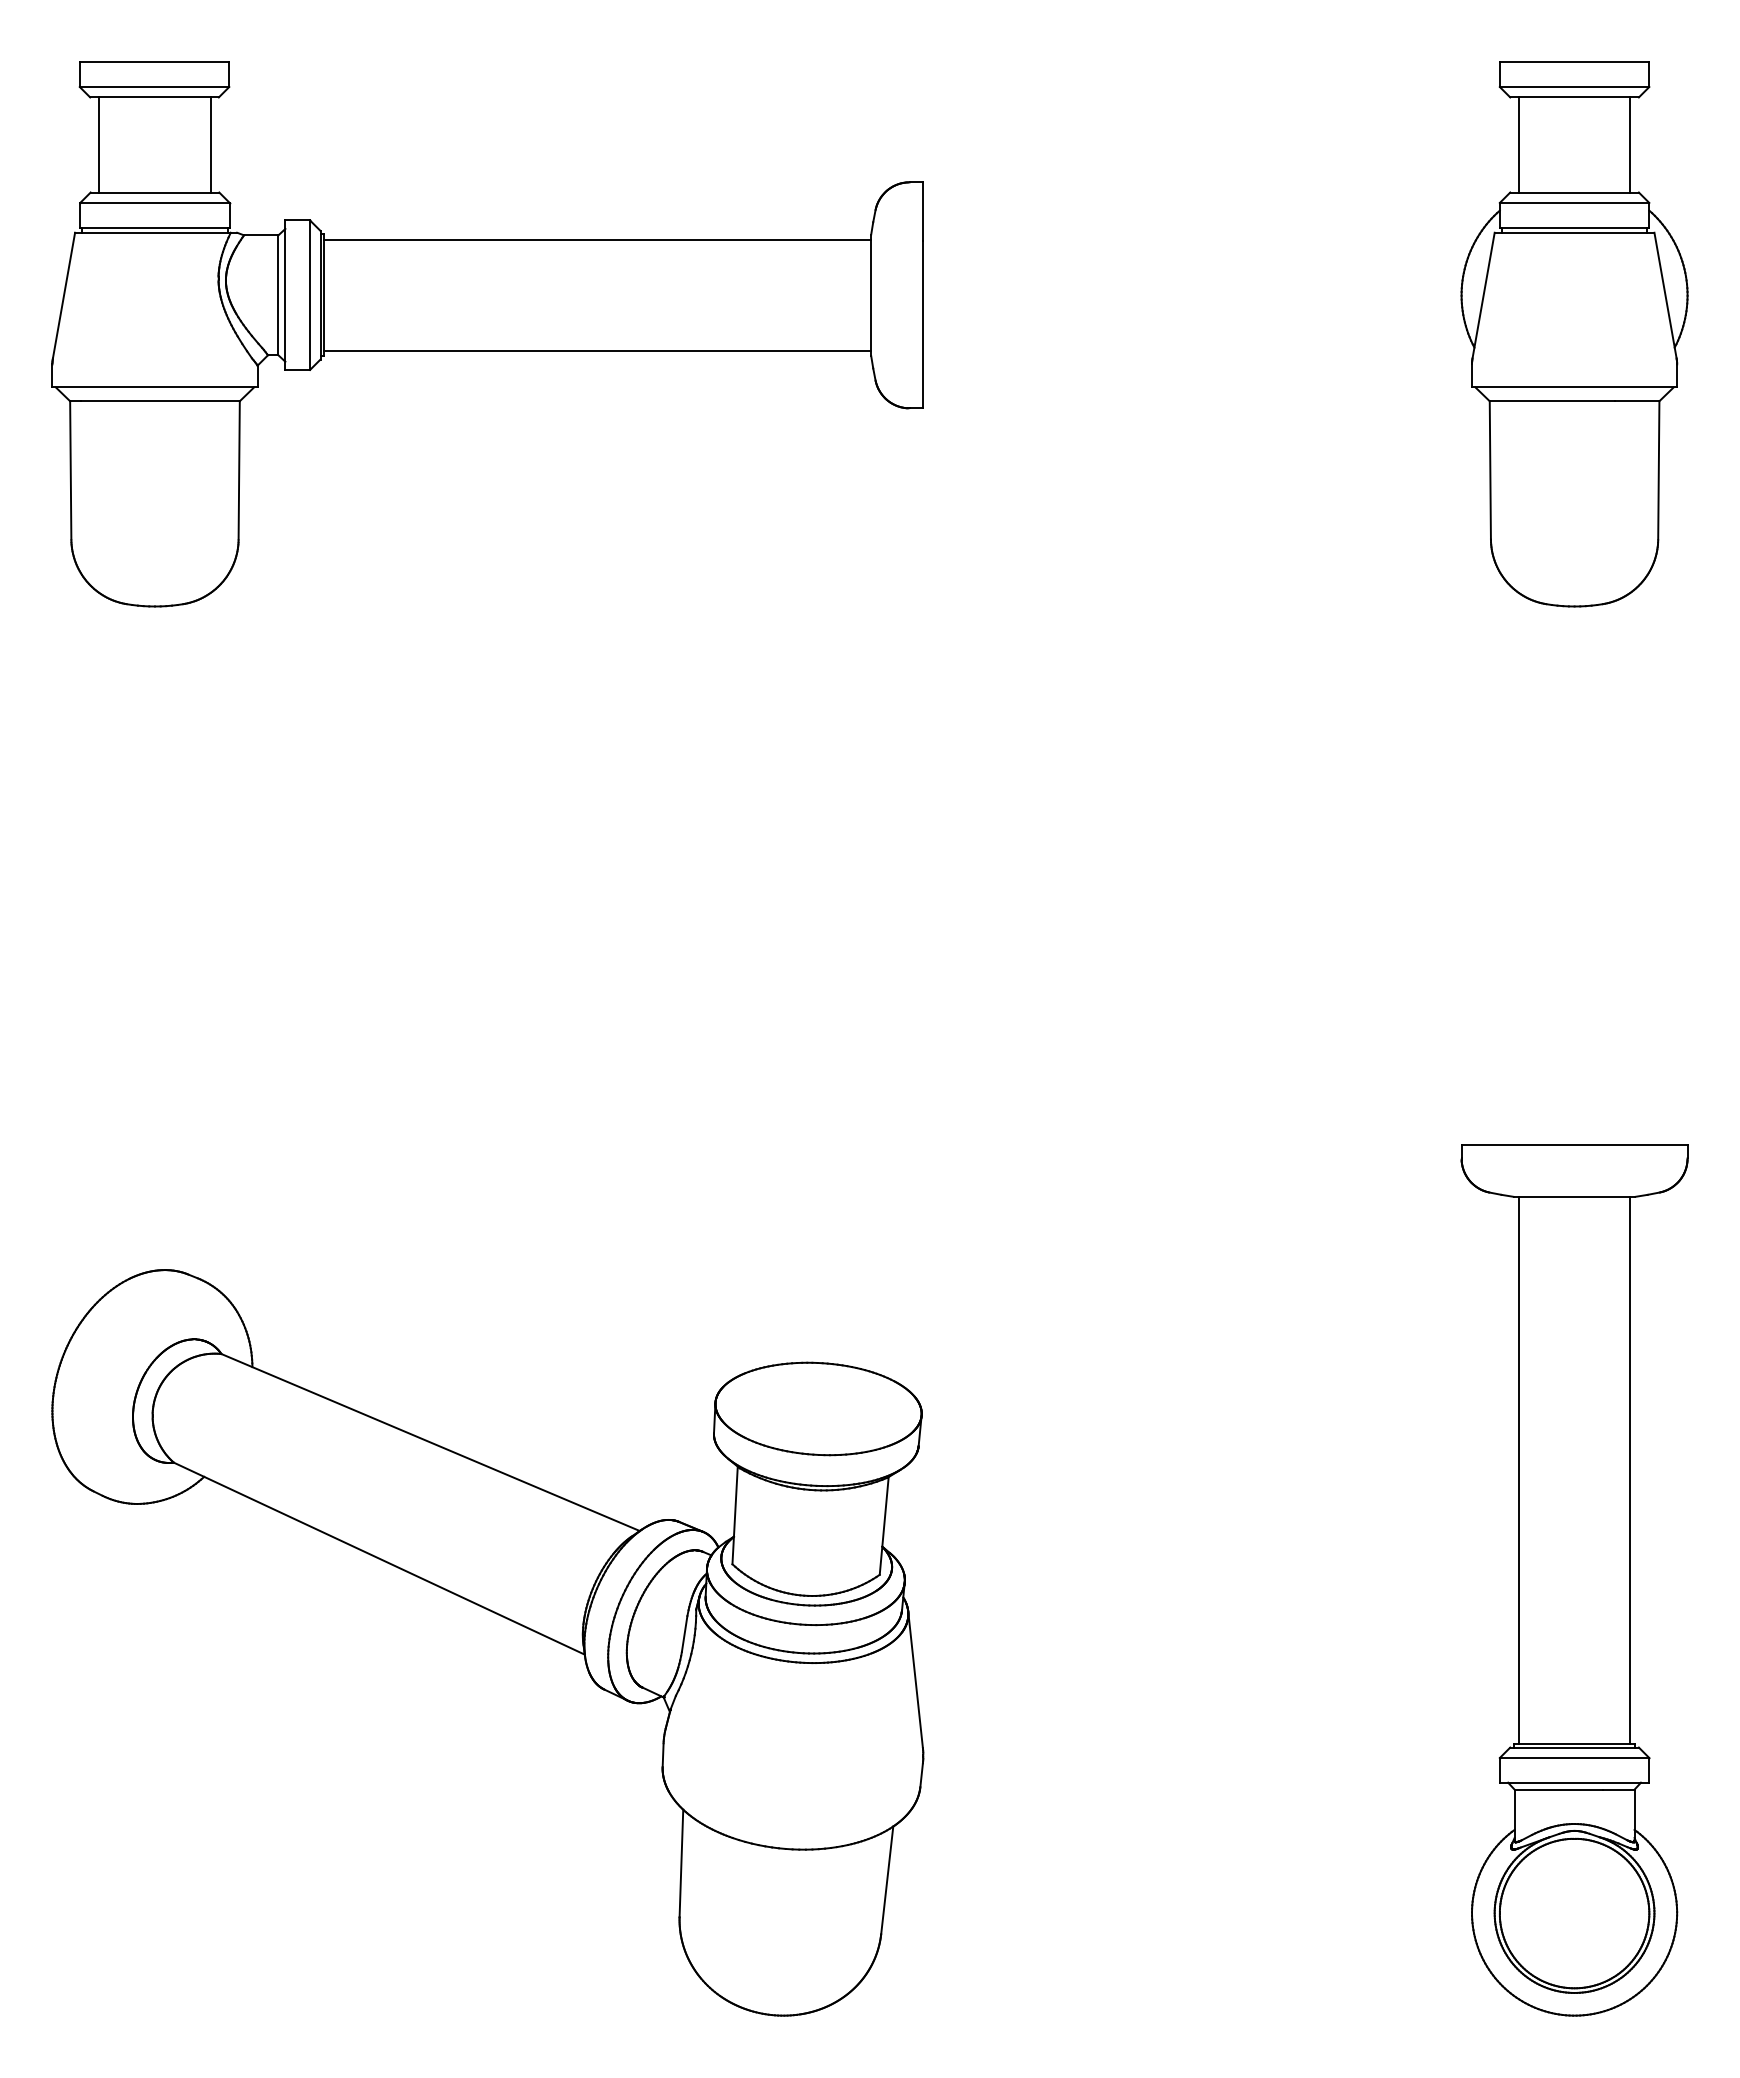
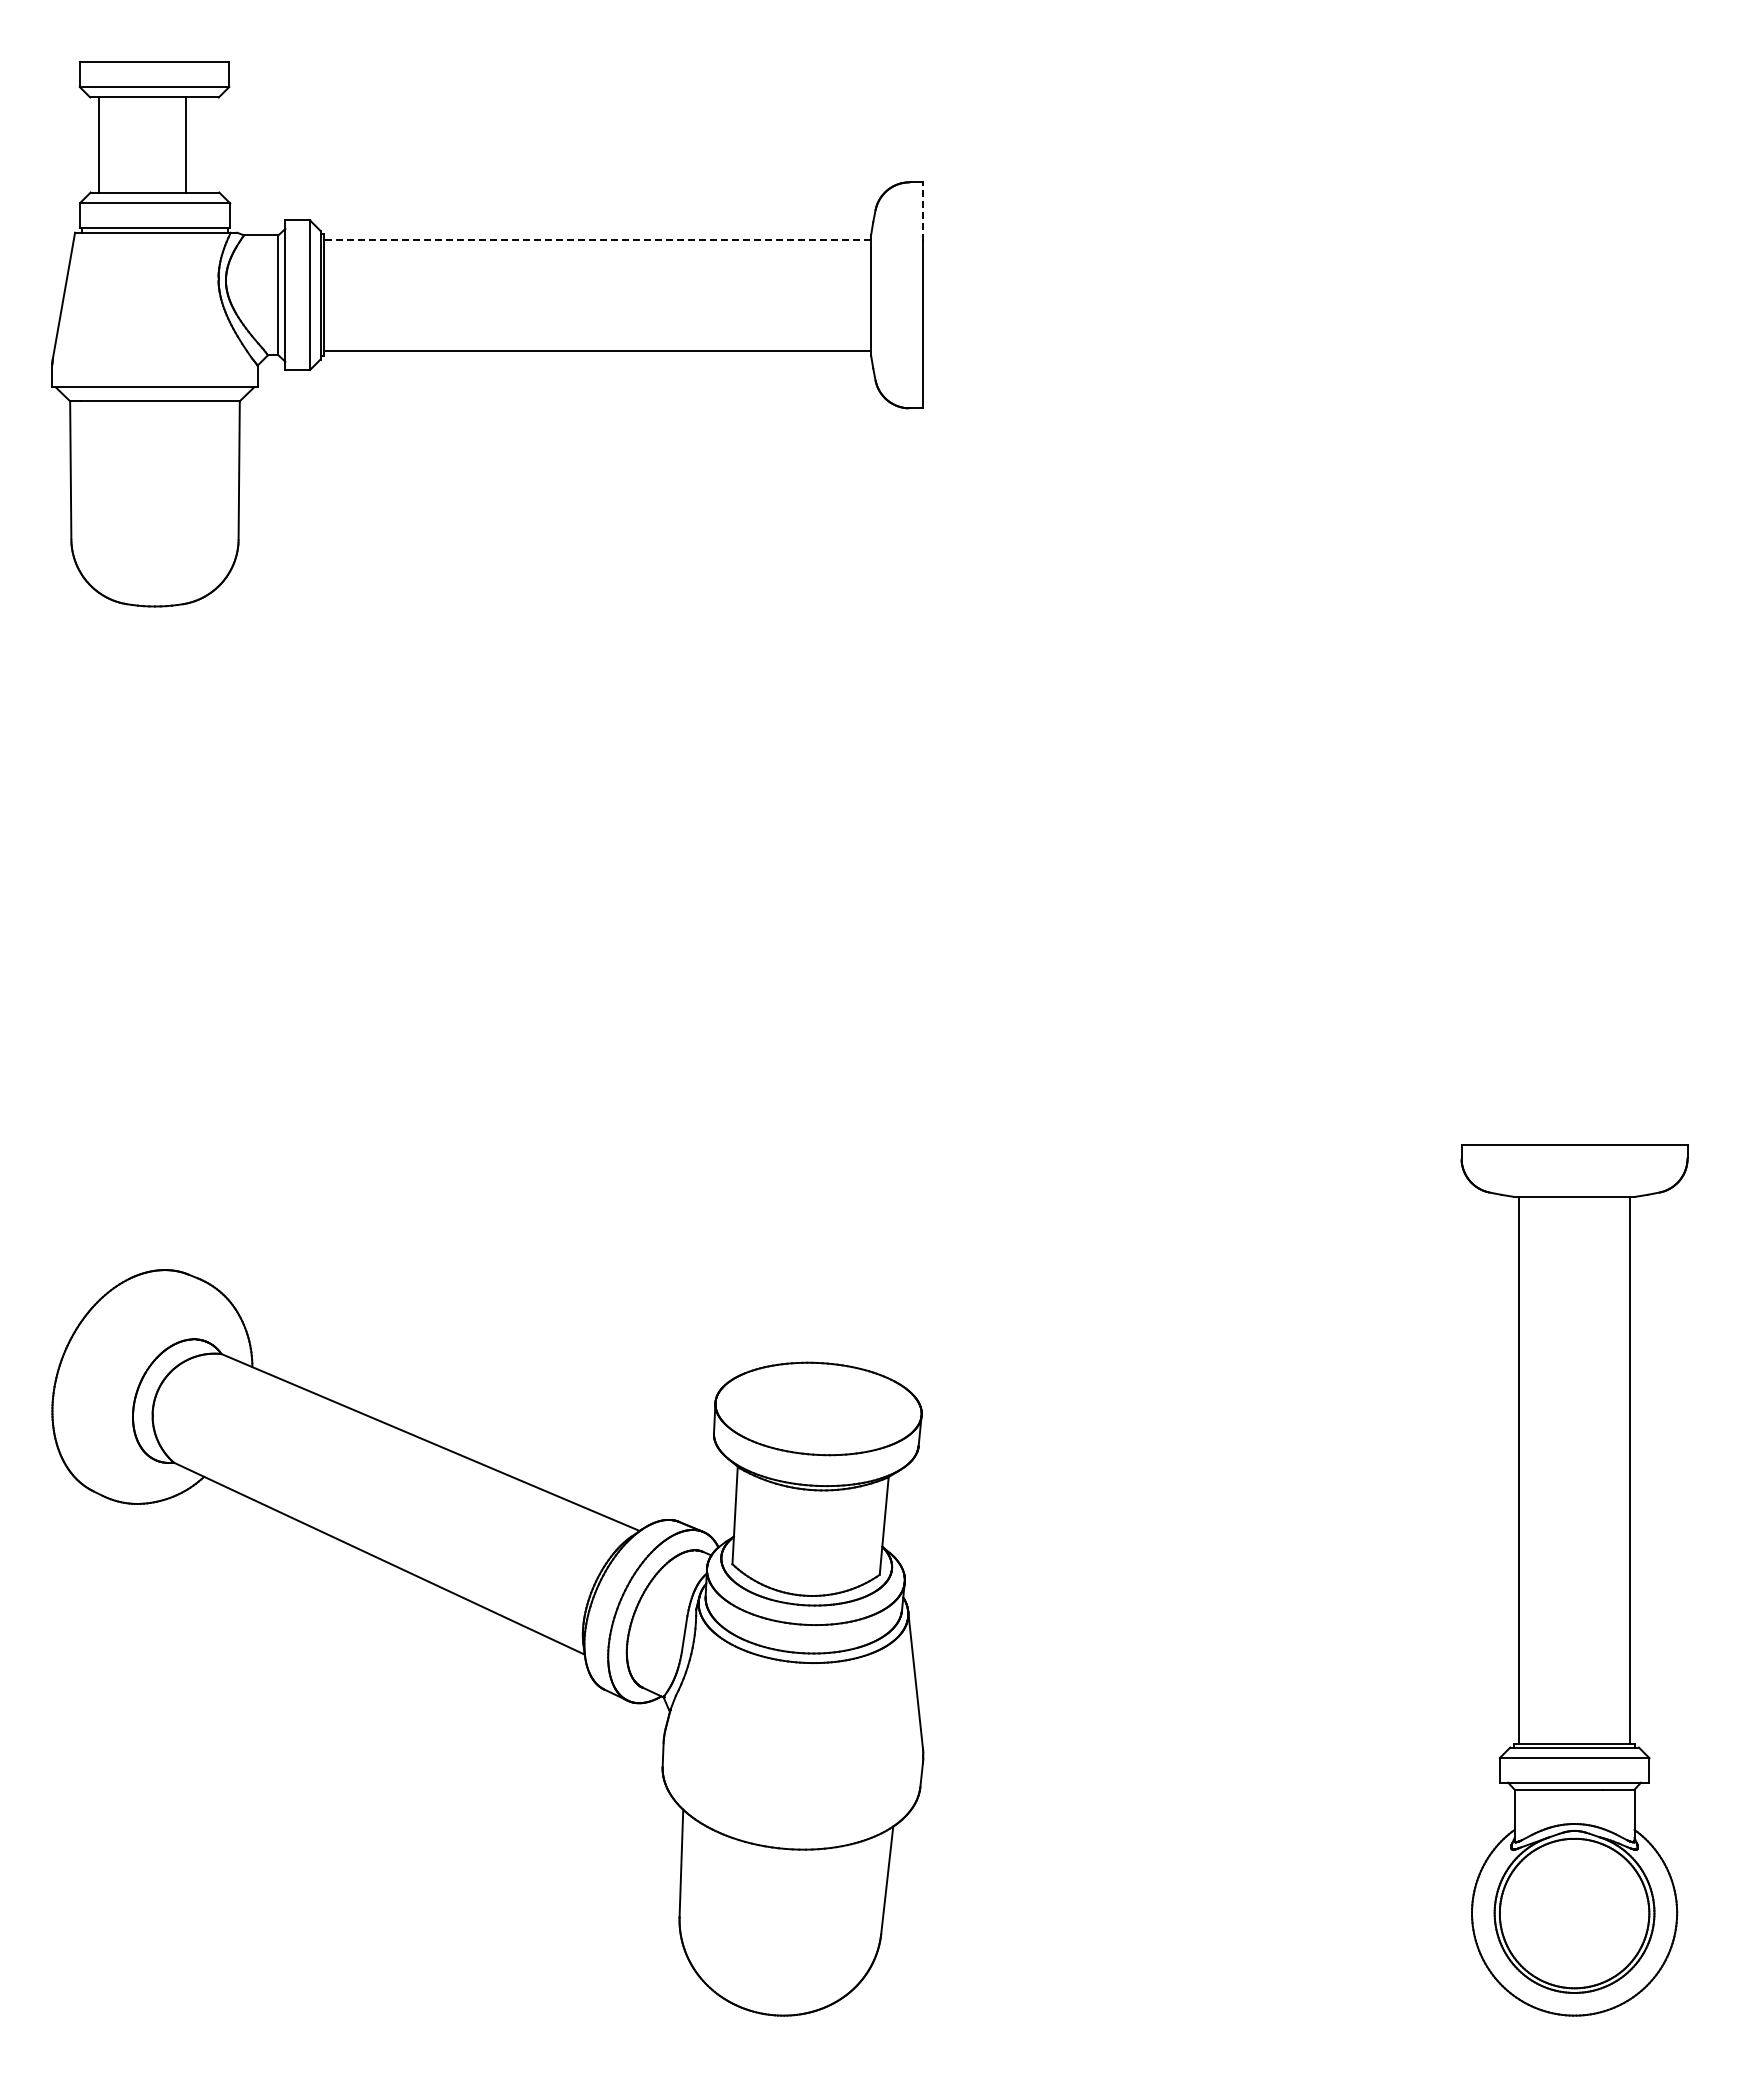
line position: (210, 144) -> (185, 144) (185, 144)
line: solid -> dashed (923, 211)
line: solid -> dashed (597, 239)
part: present -> none (1574, 334)
